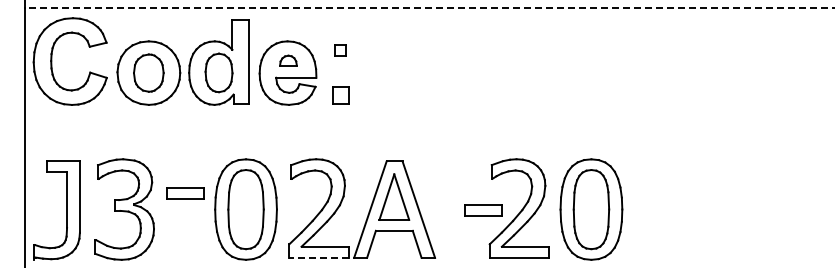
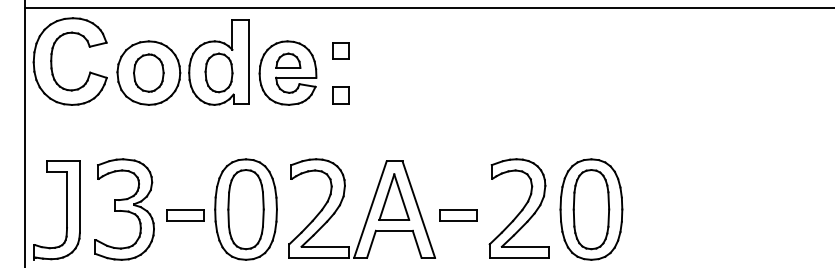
line: dashed -> solid (429, 8)
part size: 13x13 px -> 18x18 px (340, 50)
part size: 19x13 px -> 27x17 px (288, 60)
part position: (185, 193) -> (185, 215) (185, 215)
part position: (483, 210) -> (458, 215) (458, 215)
line: dashed -> solid (319, 257)
